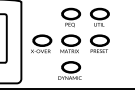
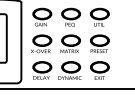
part: none -> present (42, 16)
part: none -> present (42, 70)
part: none -> present (99, 70)
